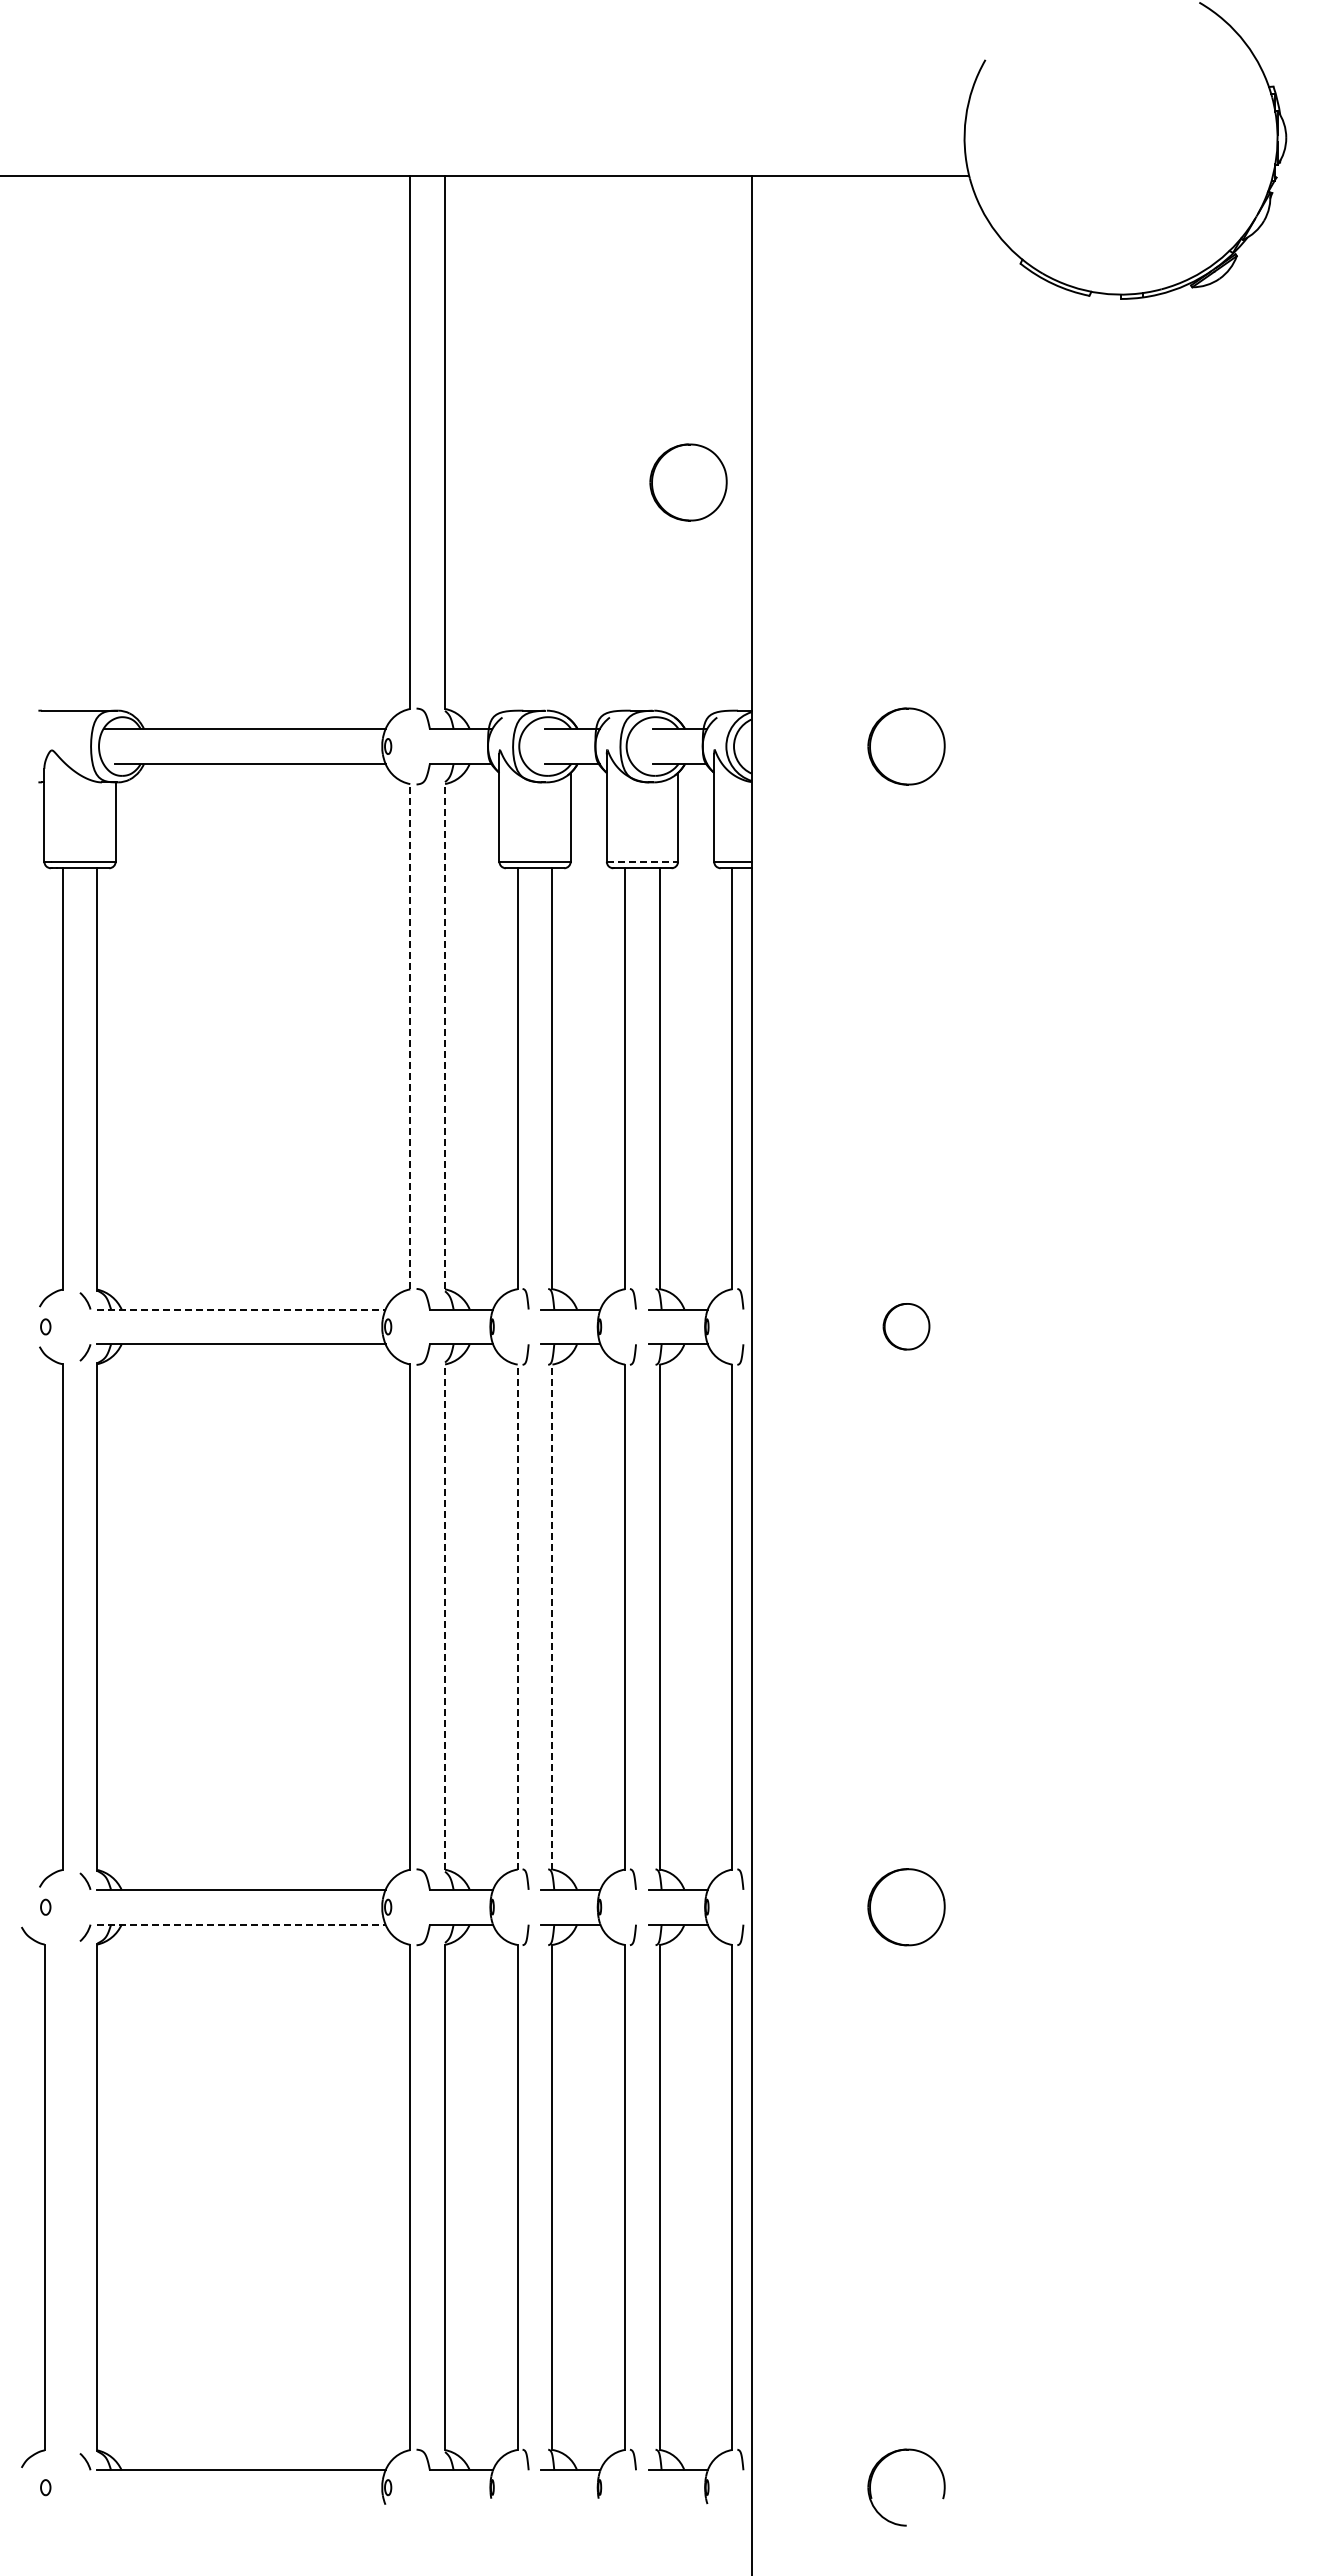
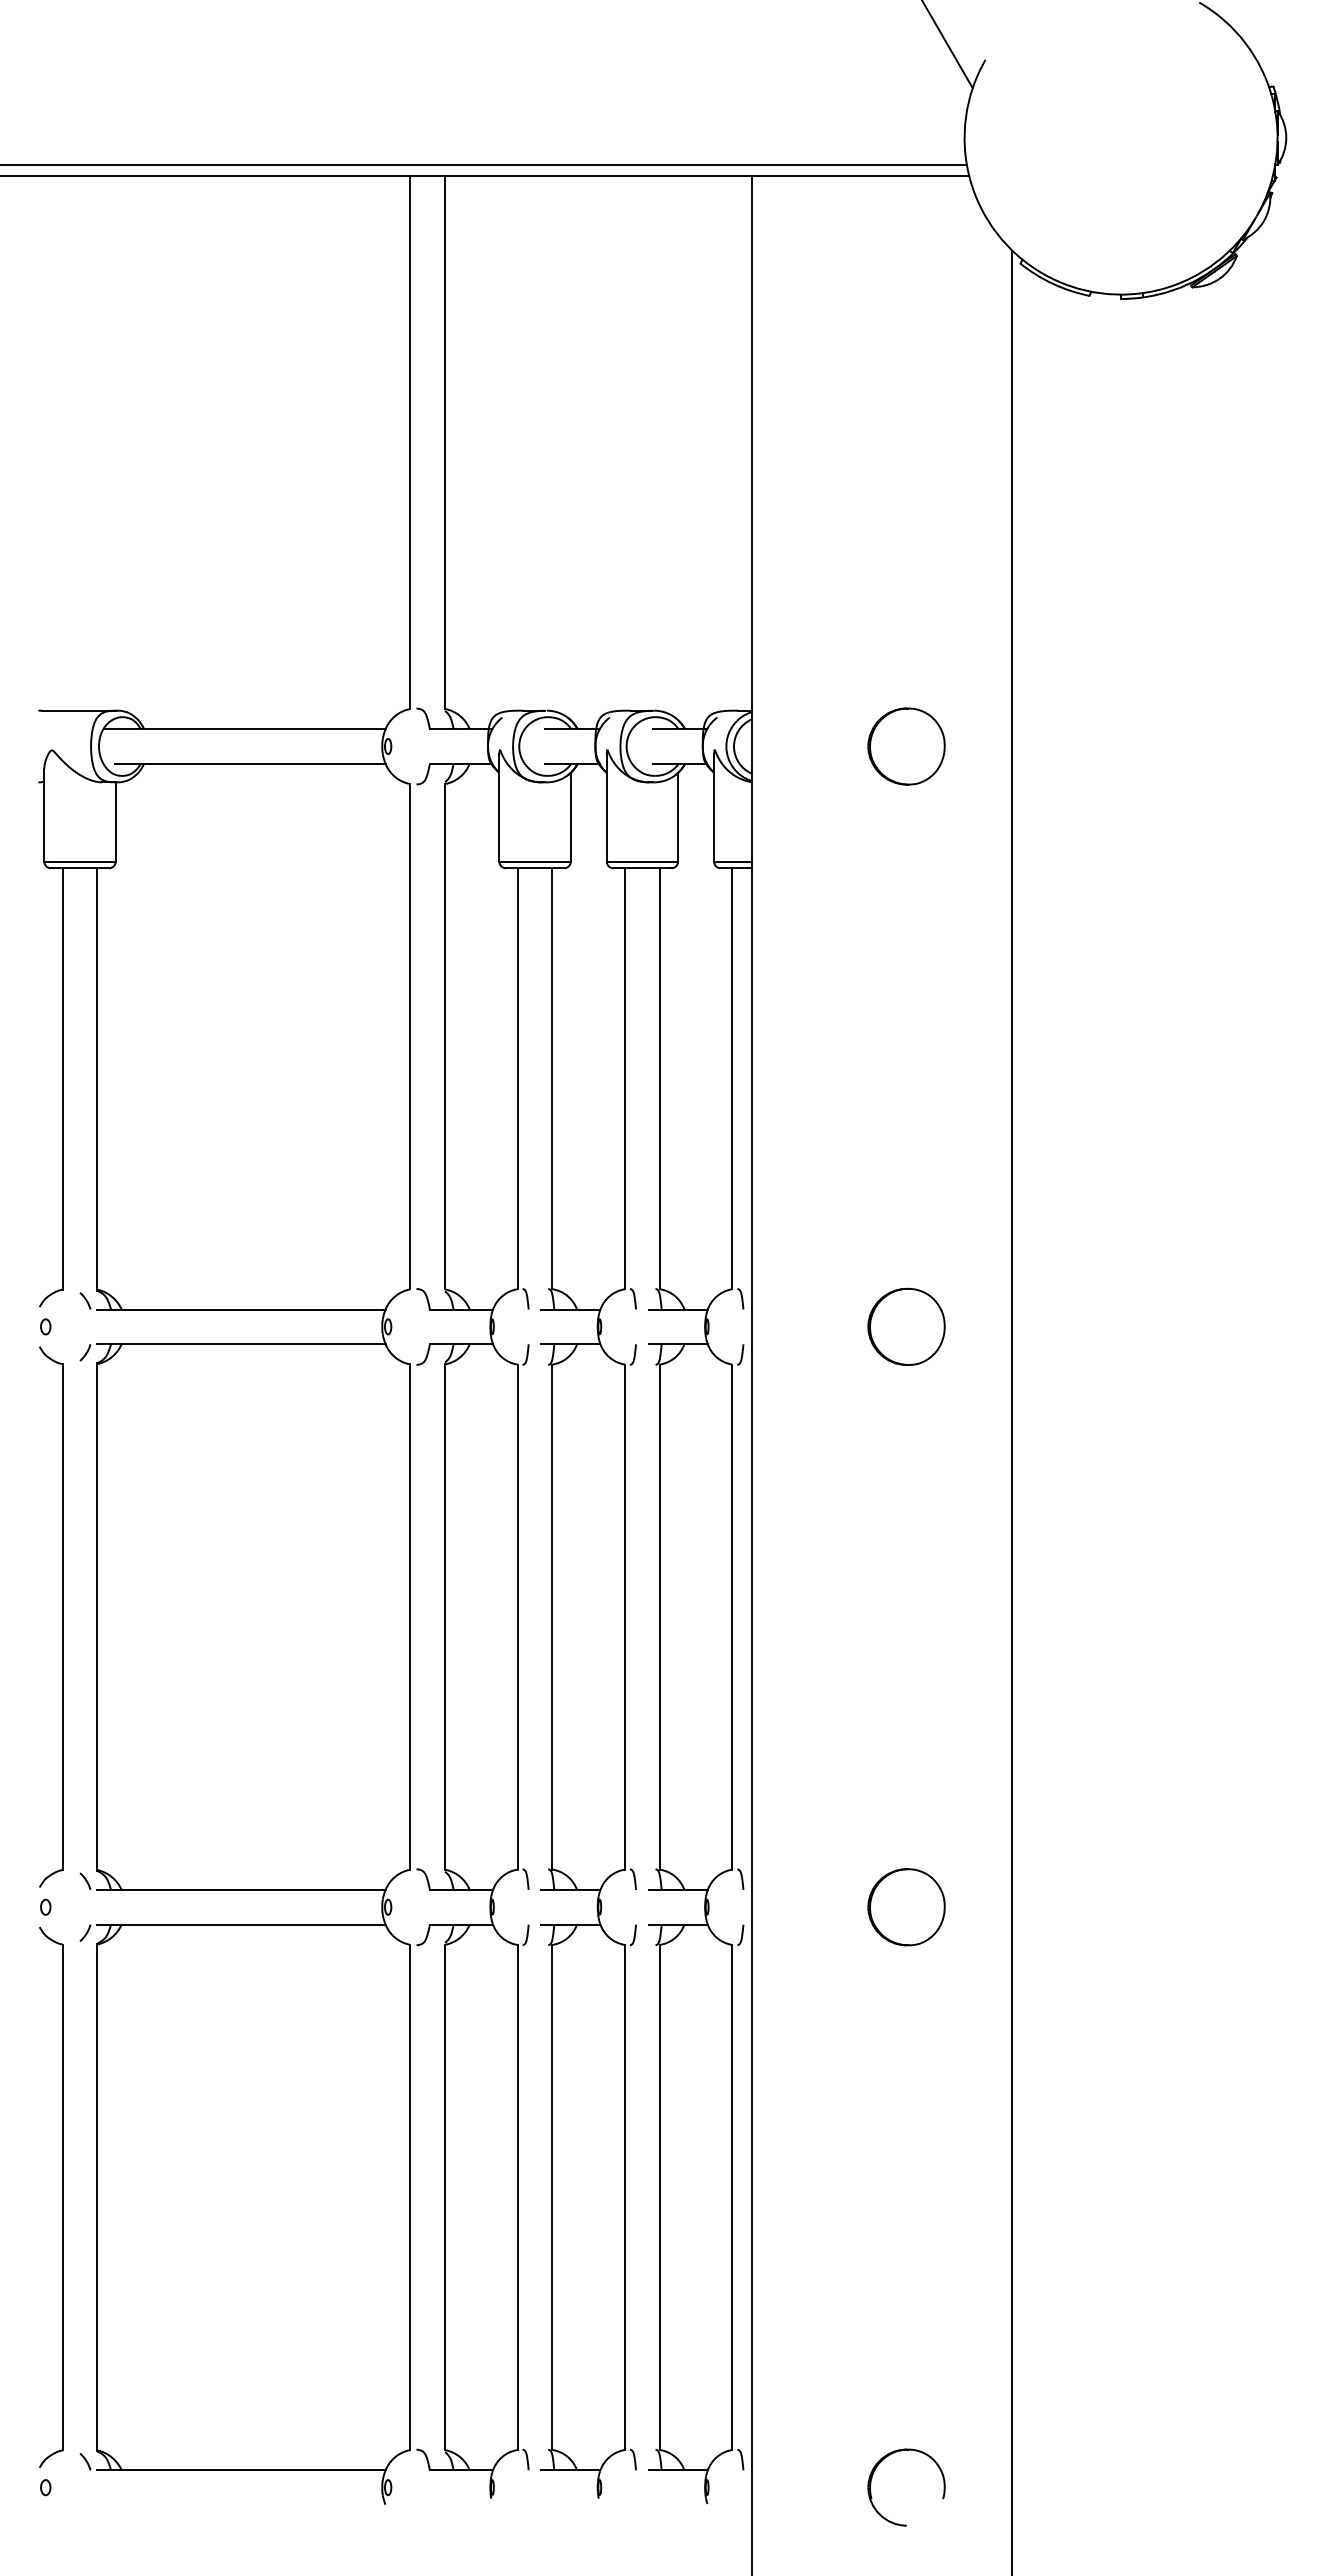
line: none -> present (947, 45)
line: none -> present (484, 165)
part: present -> none (688, 482)
line: dashed -> solid (643, 861)
line: dashed -> solid (410, 1036)
line: dashed -> solid (445, 1036)
line: dashed -> solid (242, 1309)
part size: 49x48 px -> 79x79 px (906, 1326)
line: none -> present (1012, 1411)
line: dashed -> solid (517, 1616)
line: dashed -> solid (552, 1616)
line: dashed -> solid (445, 1617)
line: dashed -> solid (242, 1924)
part position: (44, 2196) -> (62, 2196) (62, 2196)
